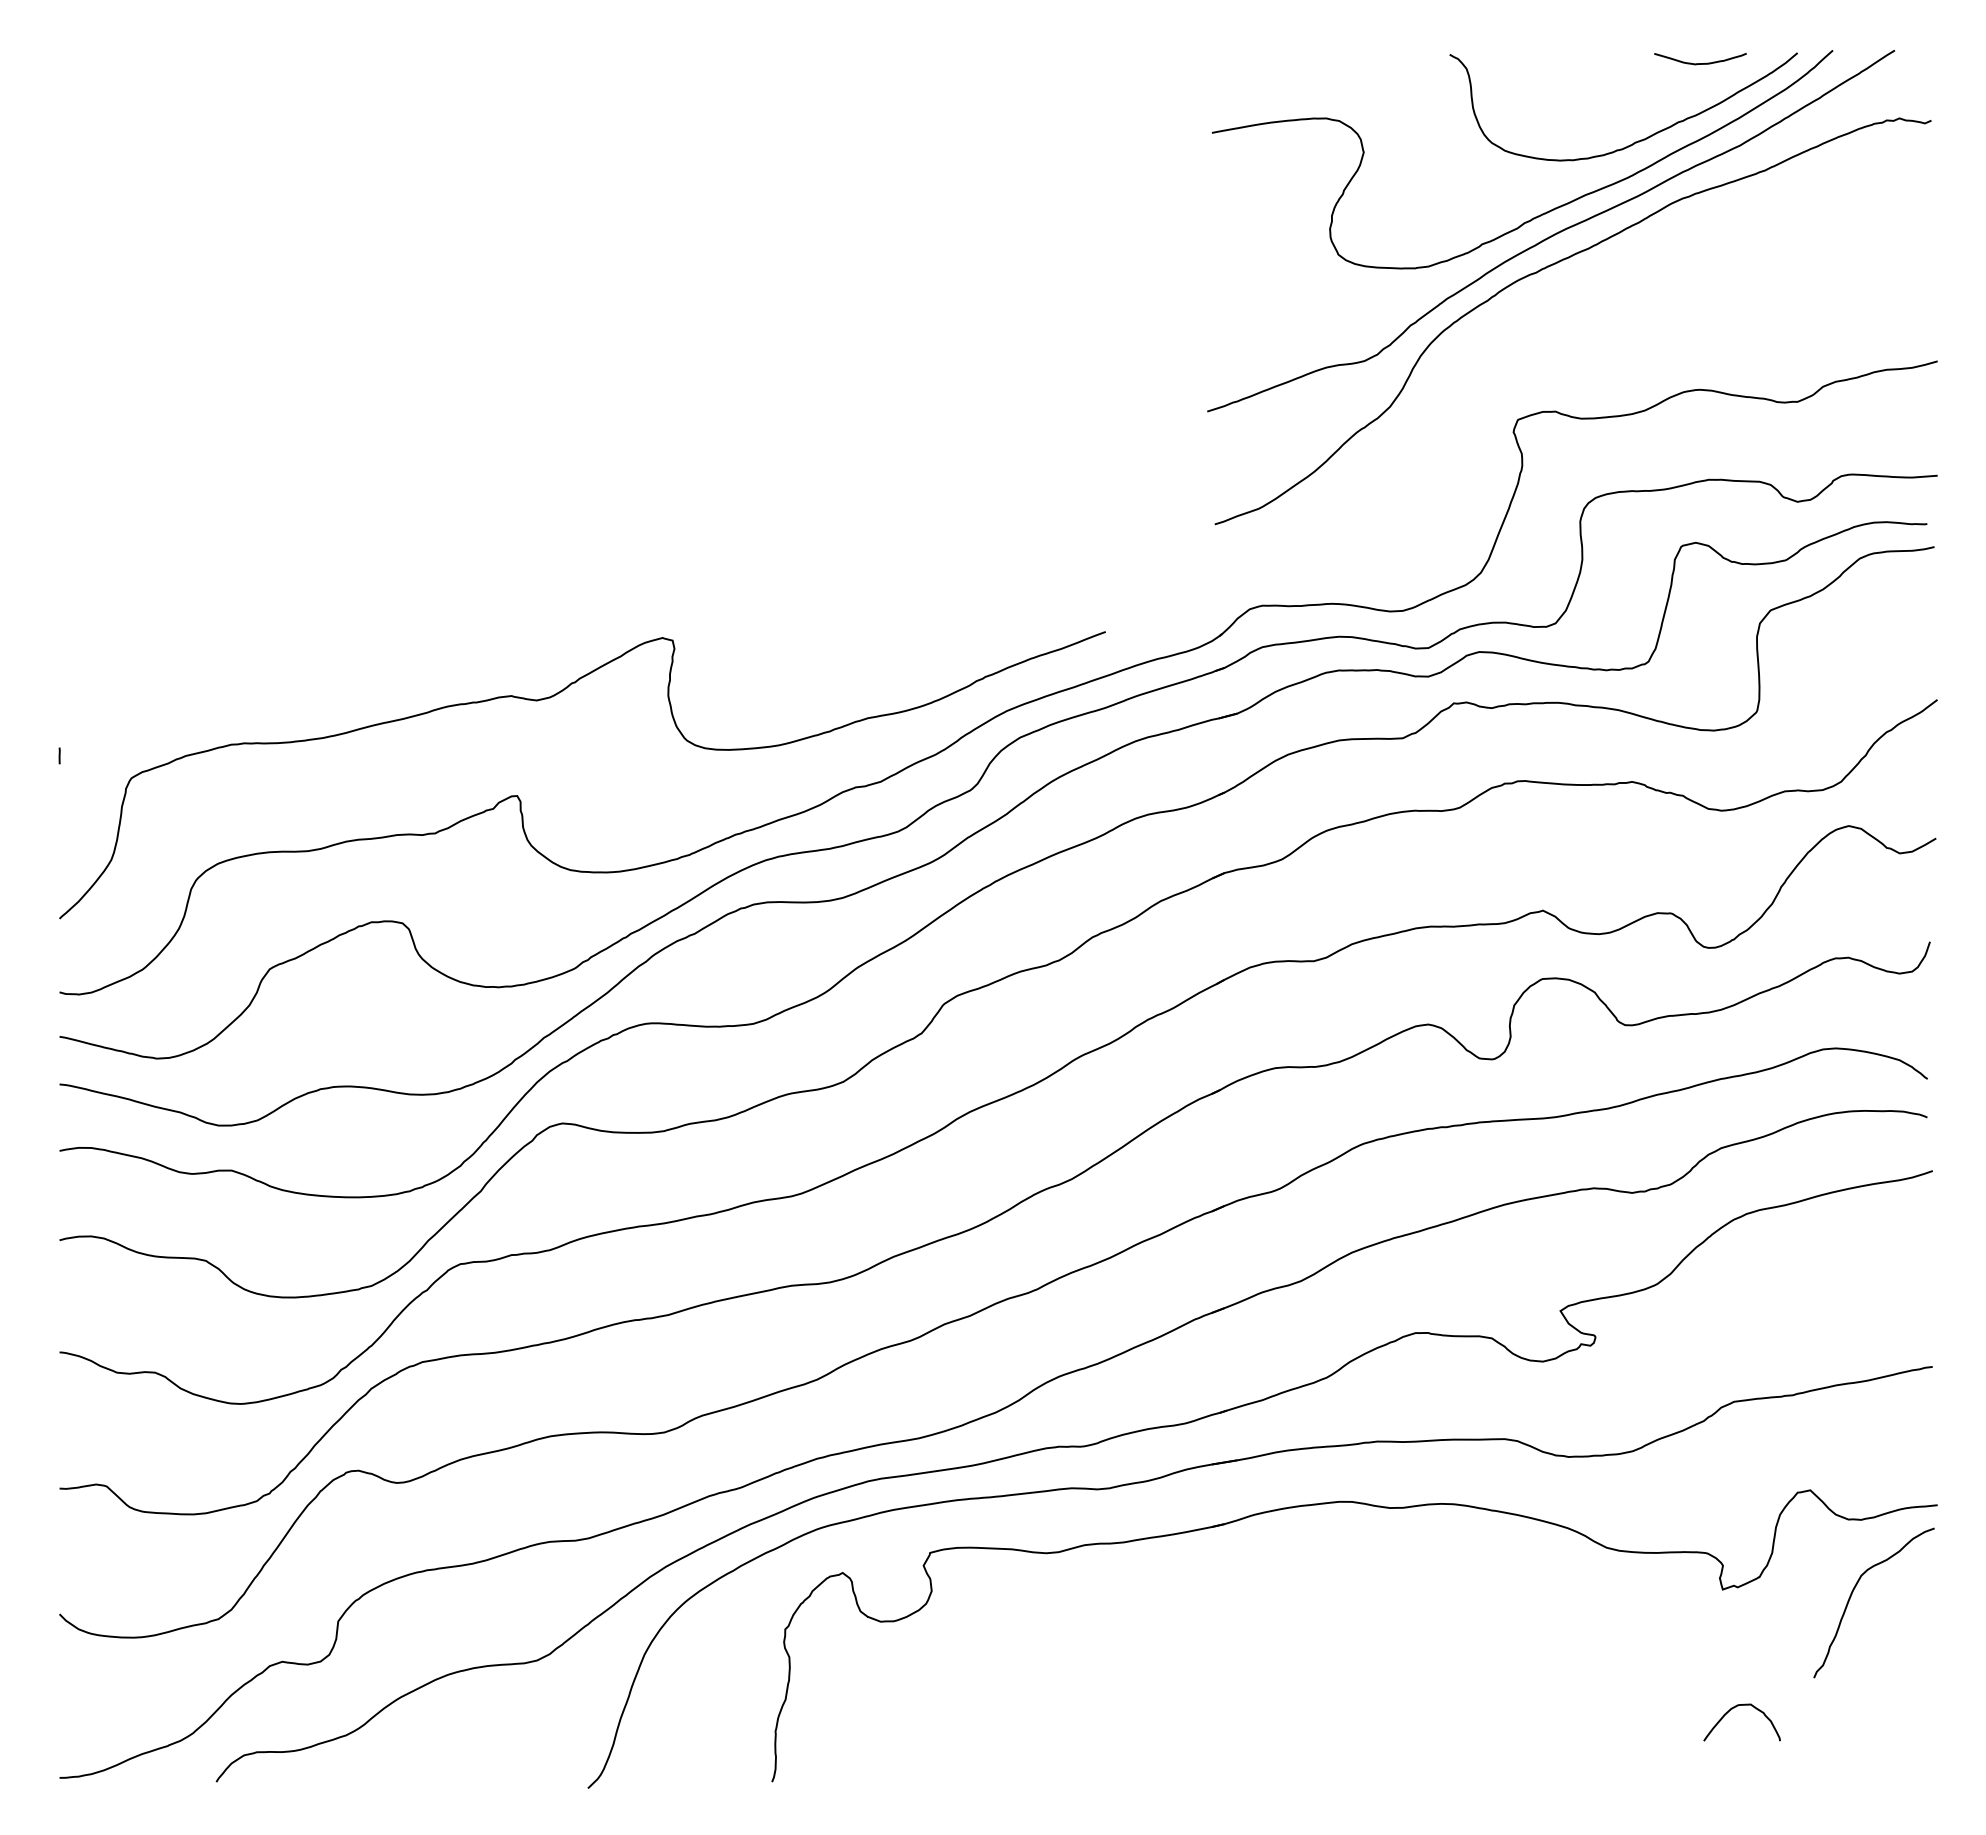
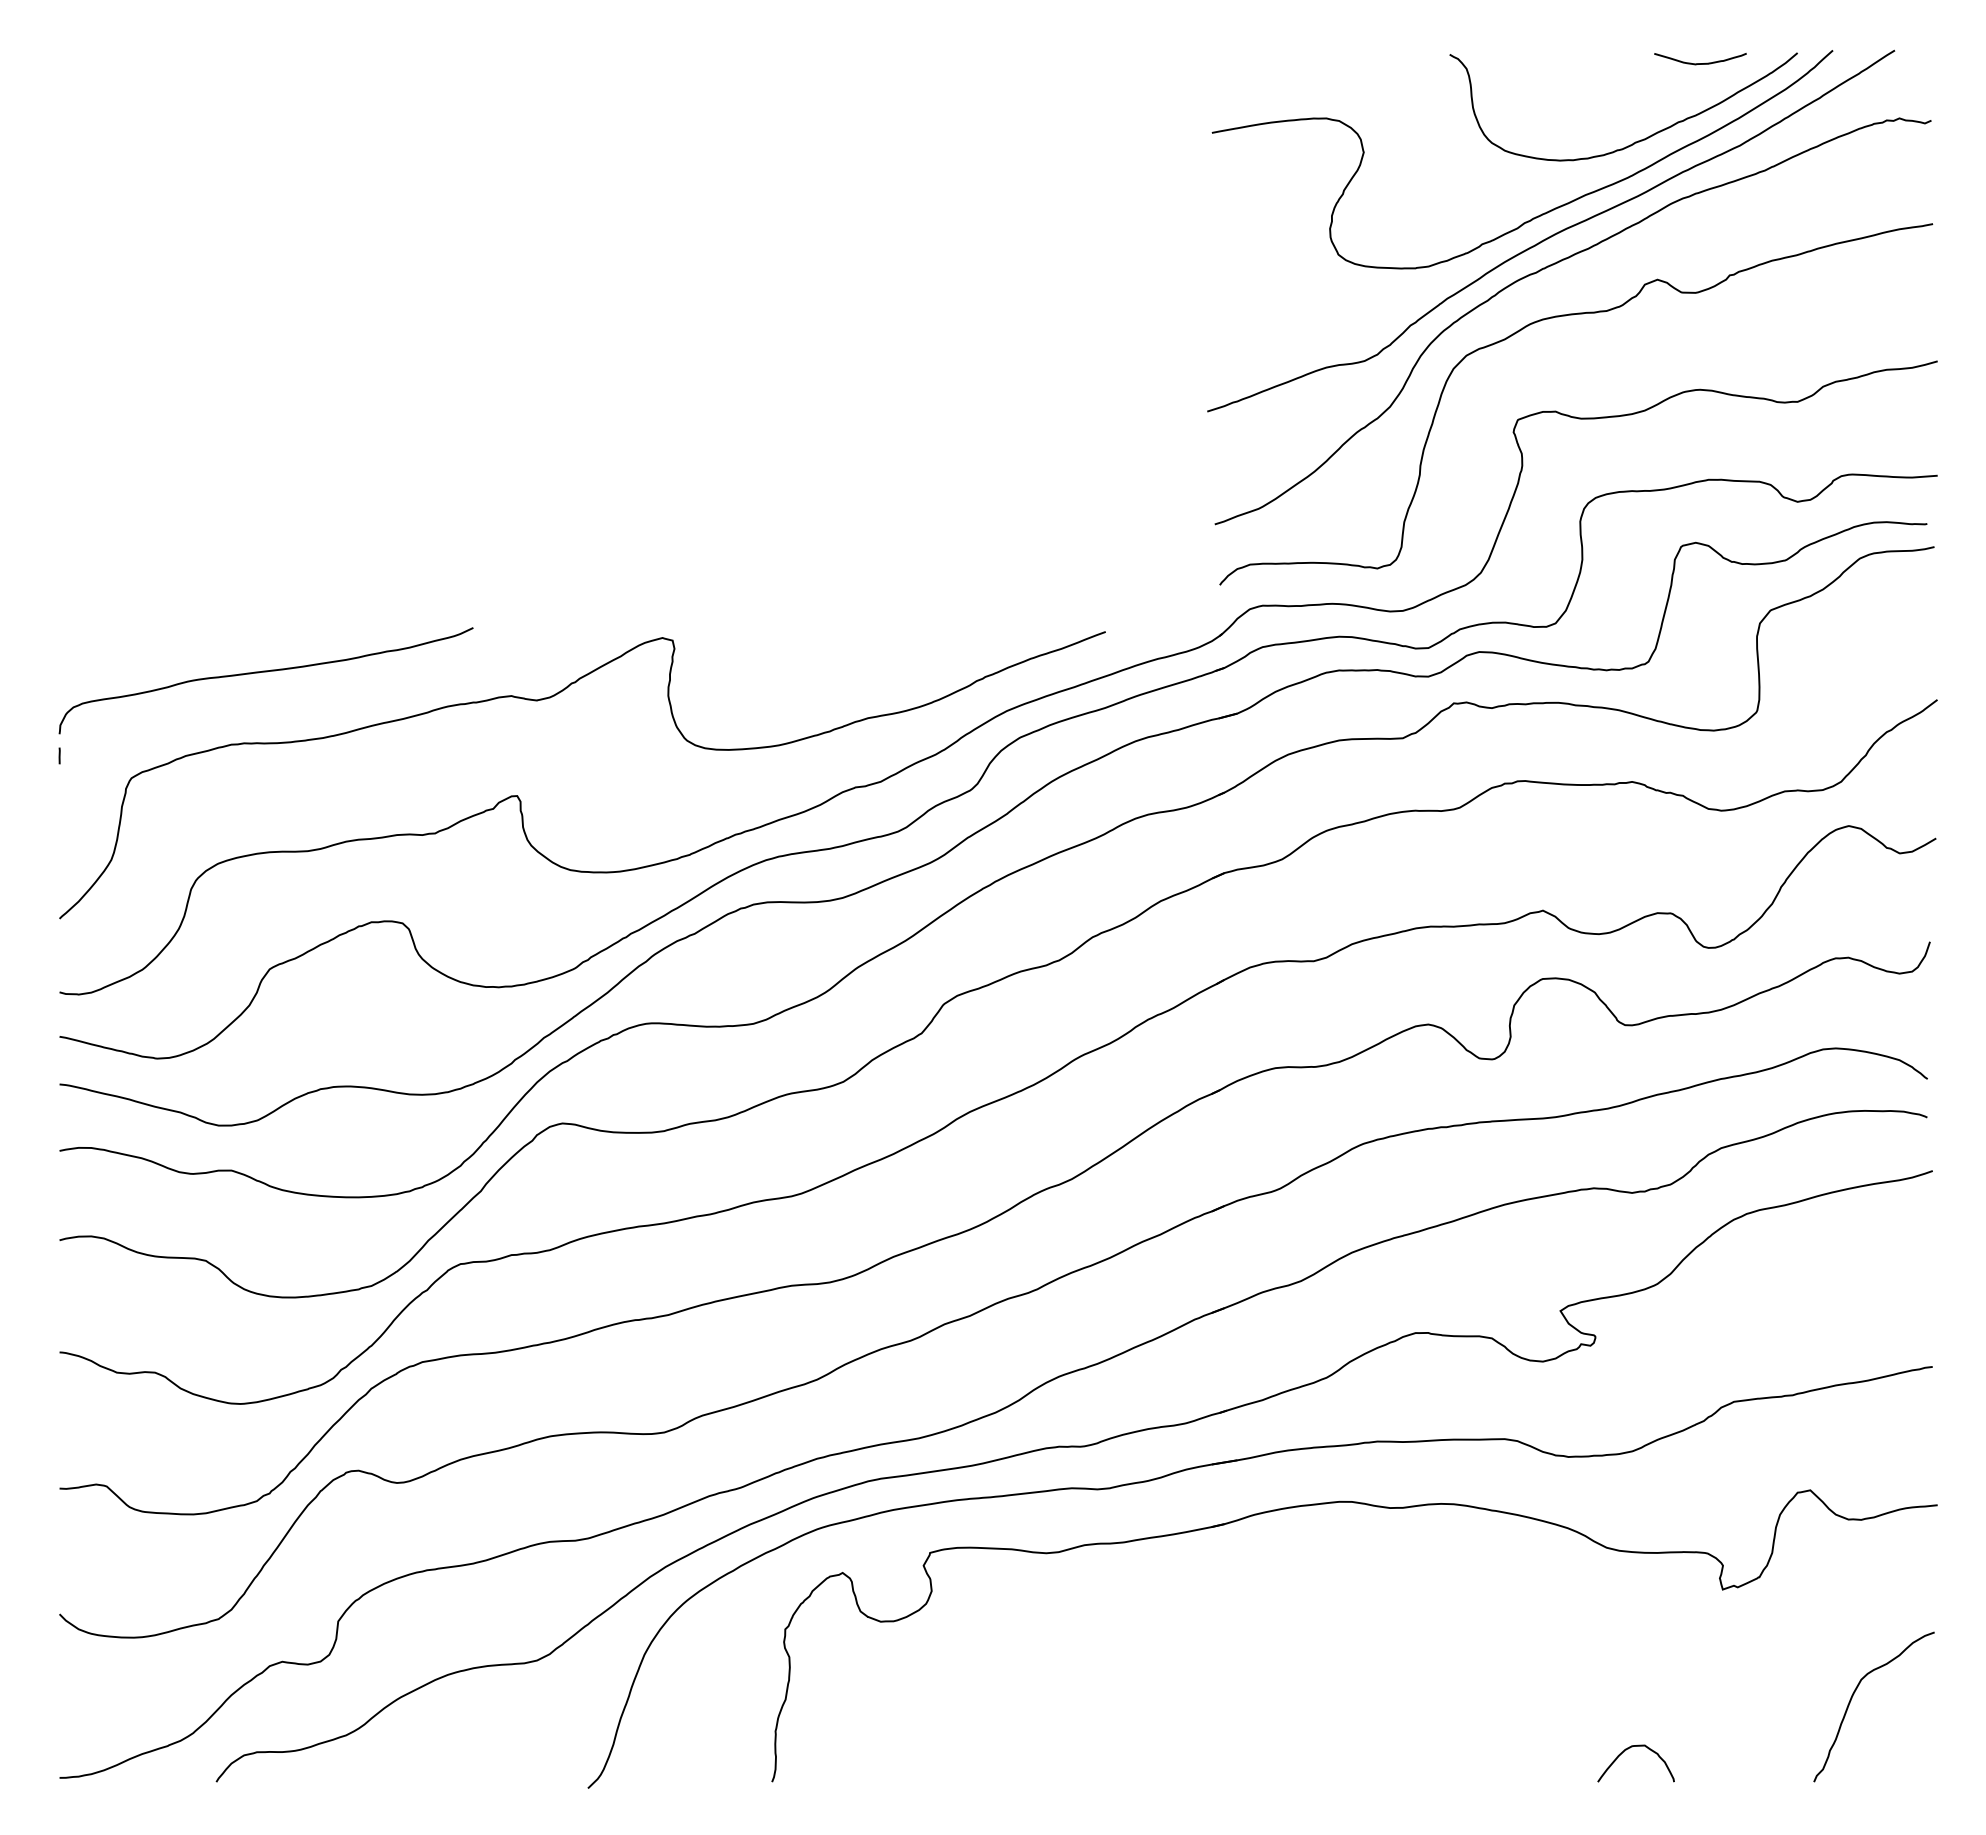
curve: none -> present (1565, 316)
curve: none -> present (265, 672)
curve position: (1853, 1592) -> (1853, 1696) (1853, 1696)
curve position: (1734, 1708) -> (1628, 1749) (1628, 1749)
